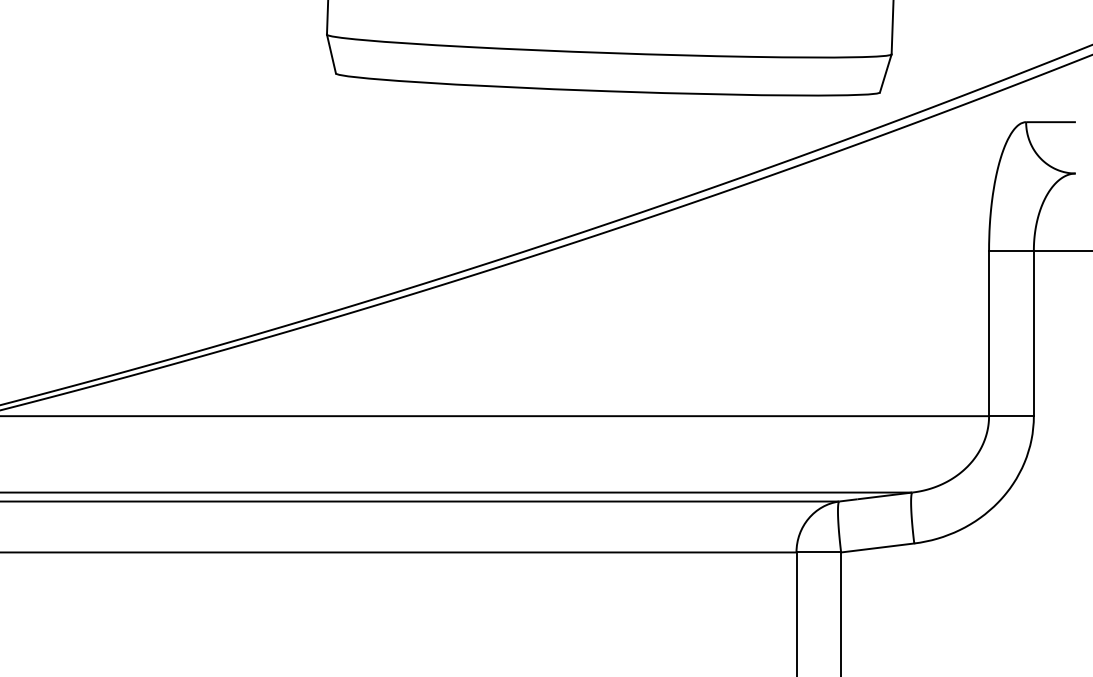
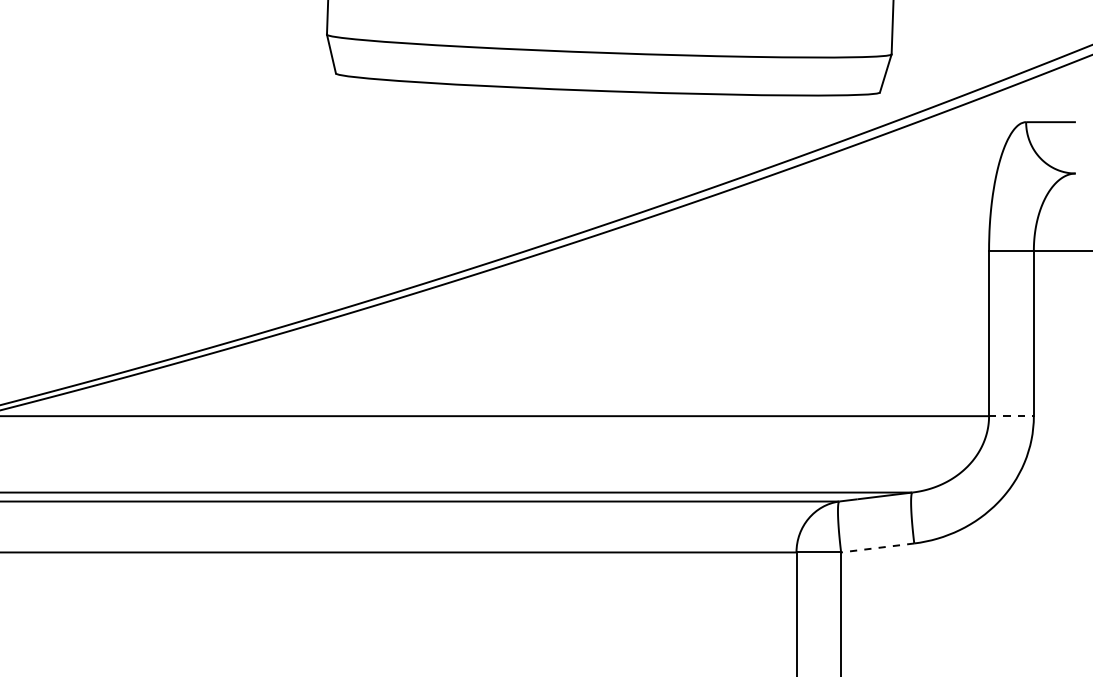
line: solid -> dashed (1011, 416)
line: solid -> dashed (877, 547)
